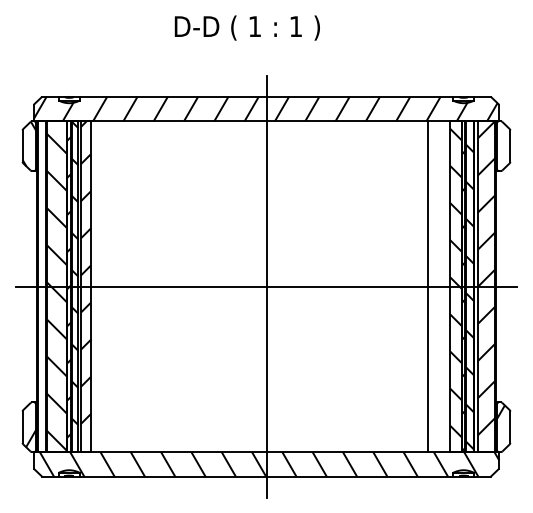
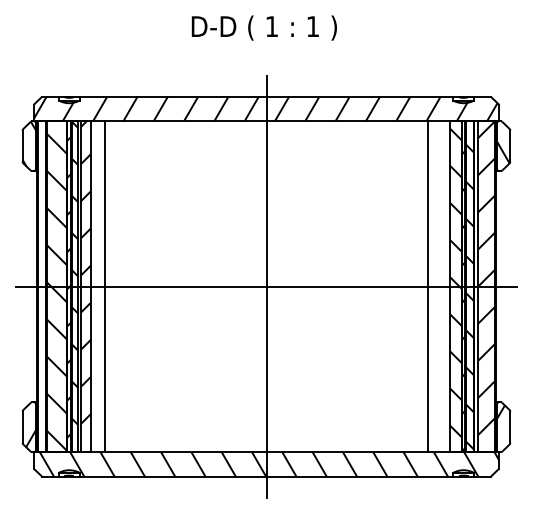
text position: (246, 27) -> (263, 27) (263, 27)
hatch: none -> present (503, 152)
line: none -> present (105, 286)
